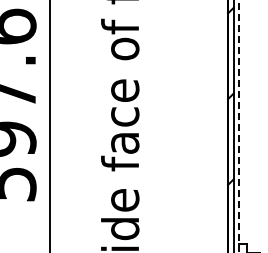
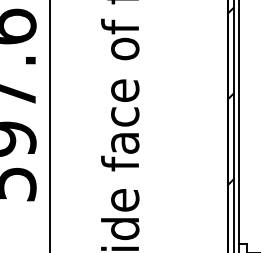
line: dashed -> solid (239, 126)
